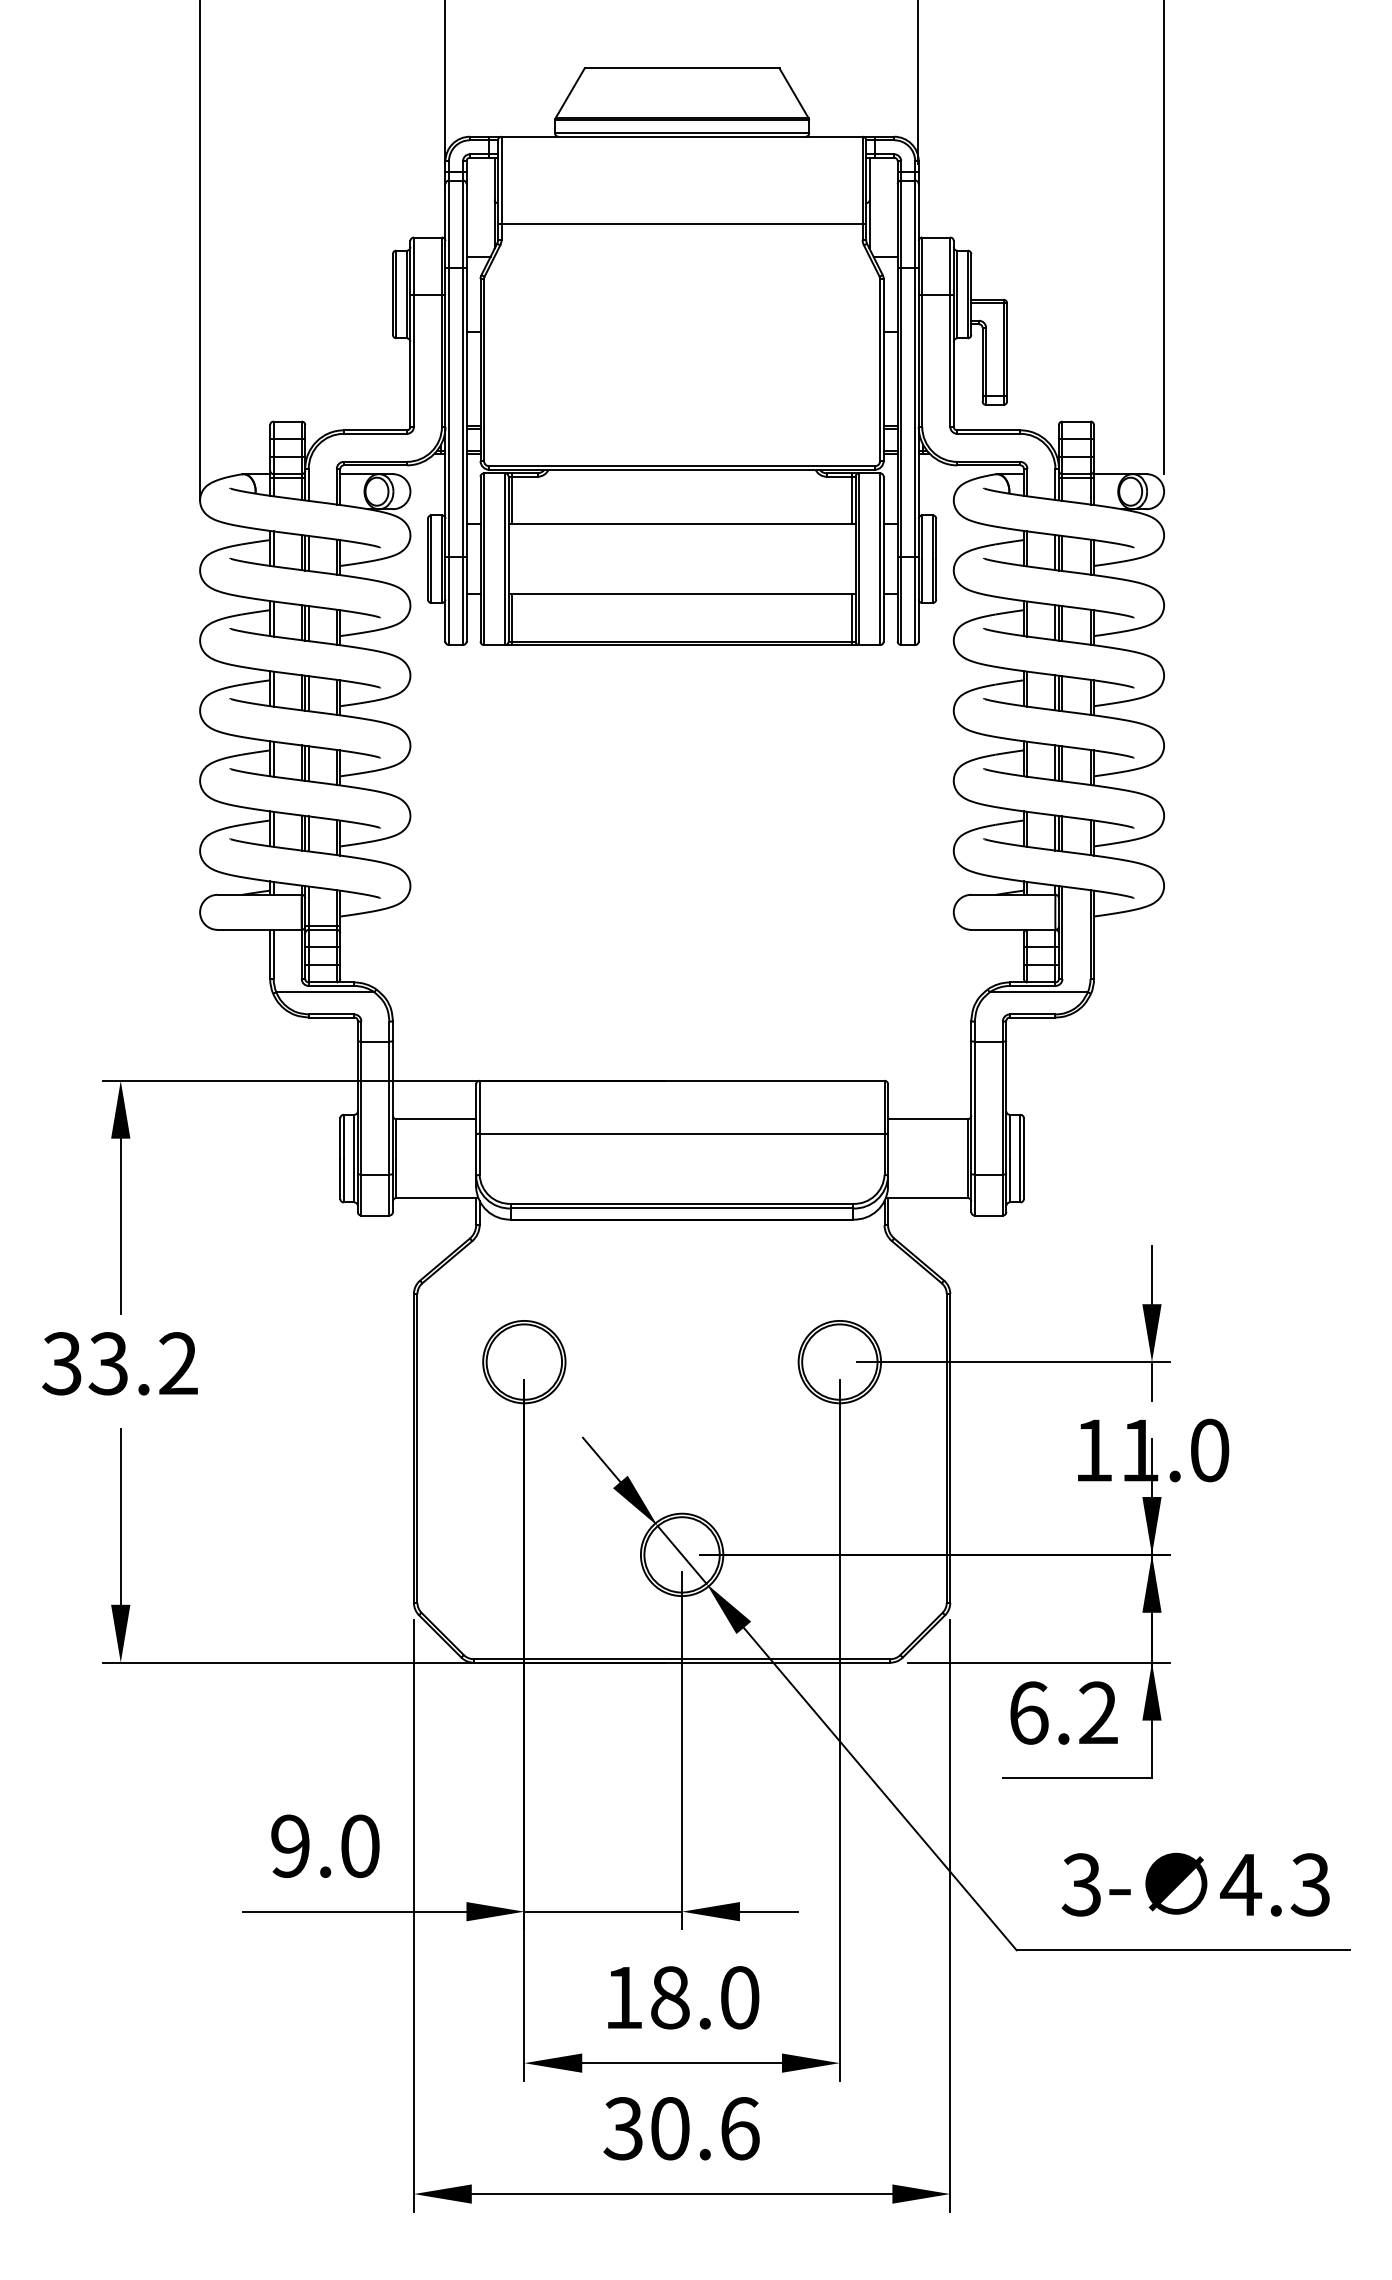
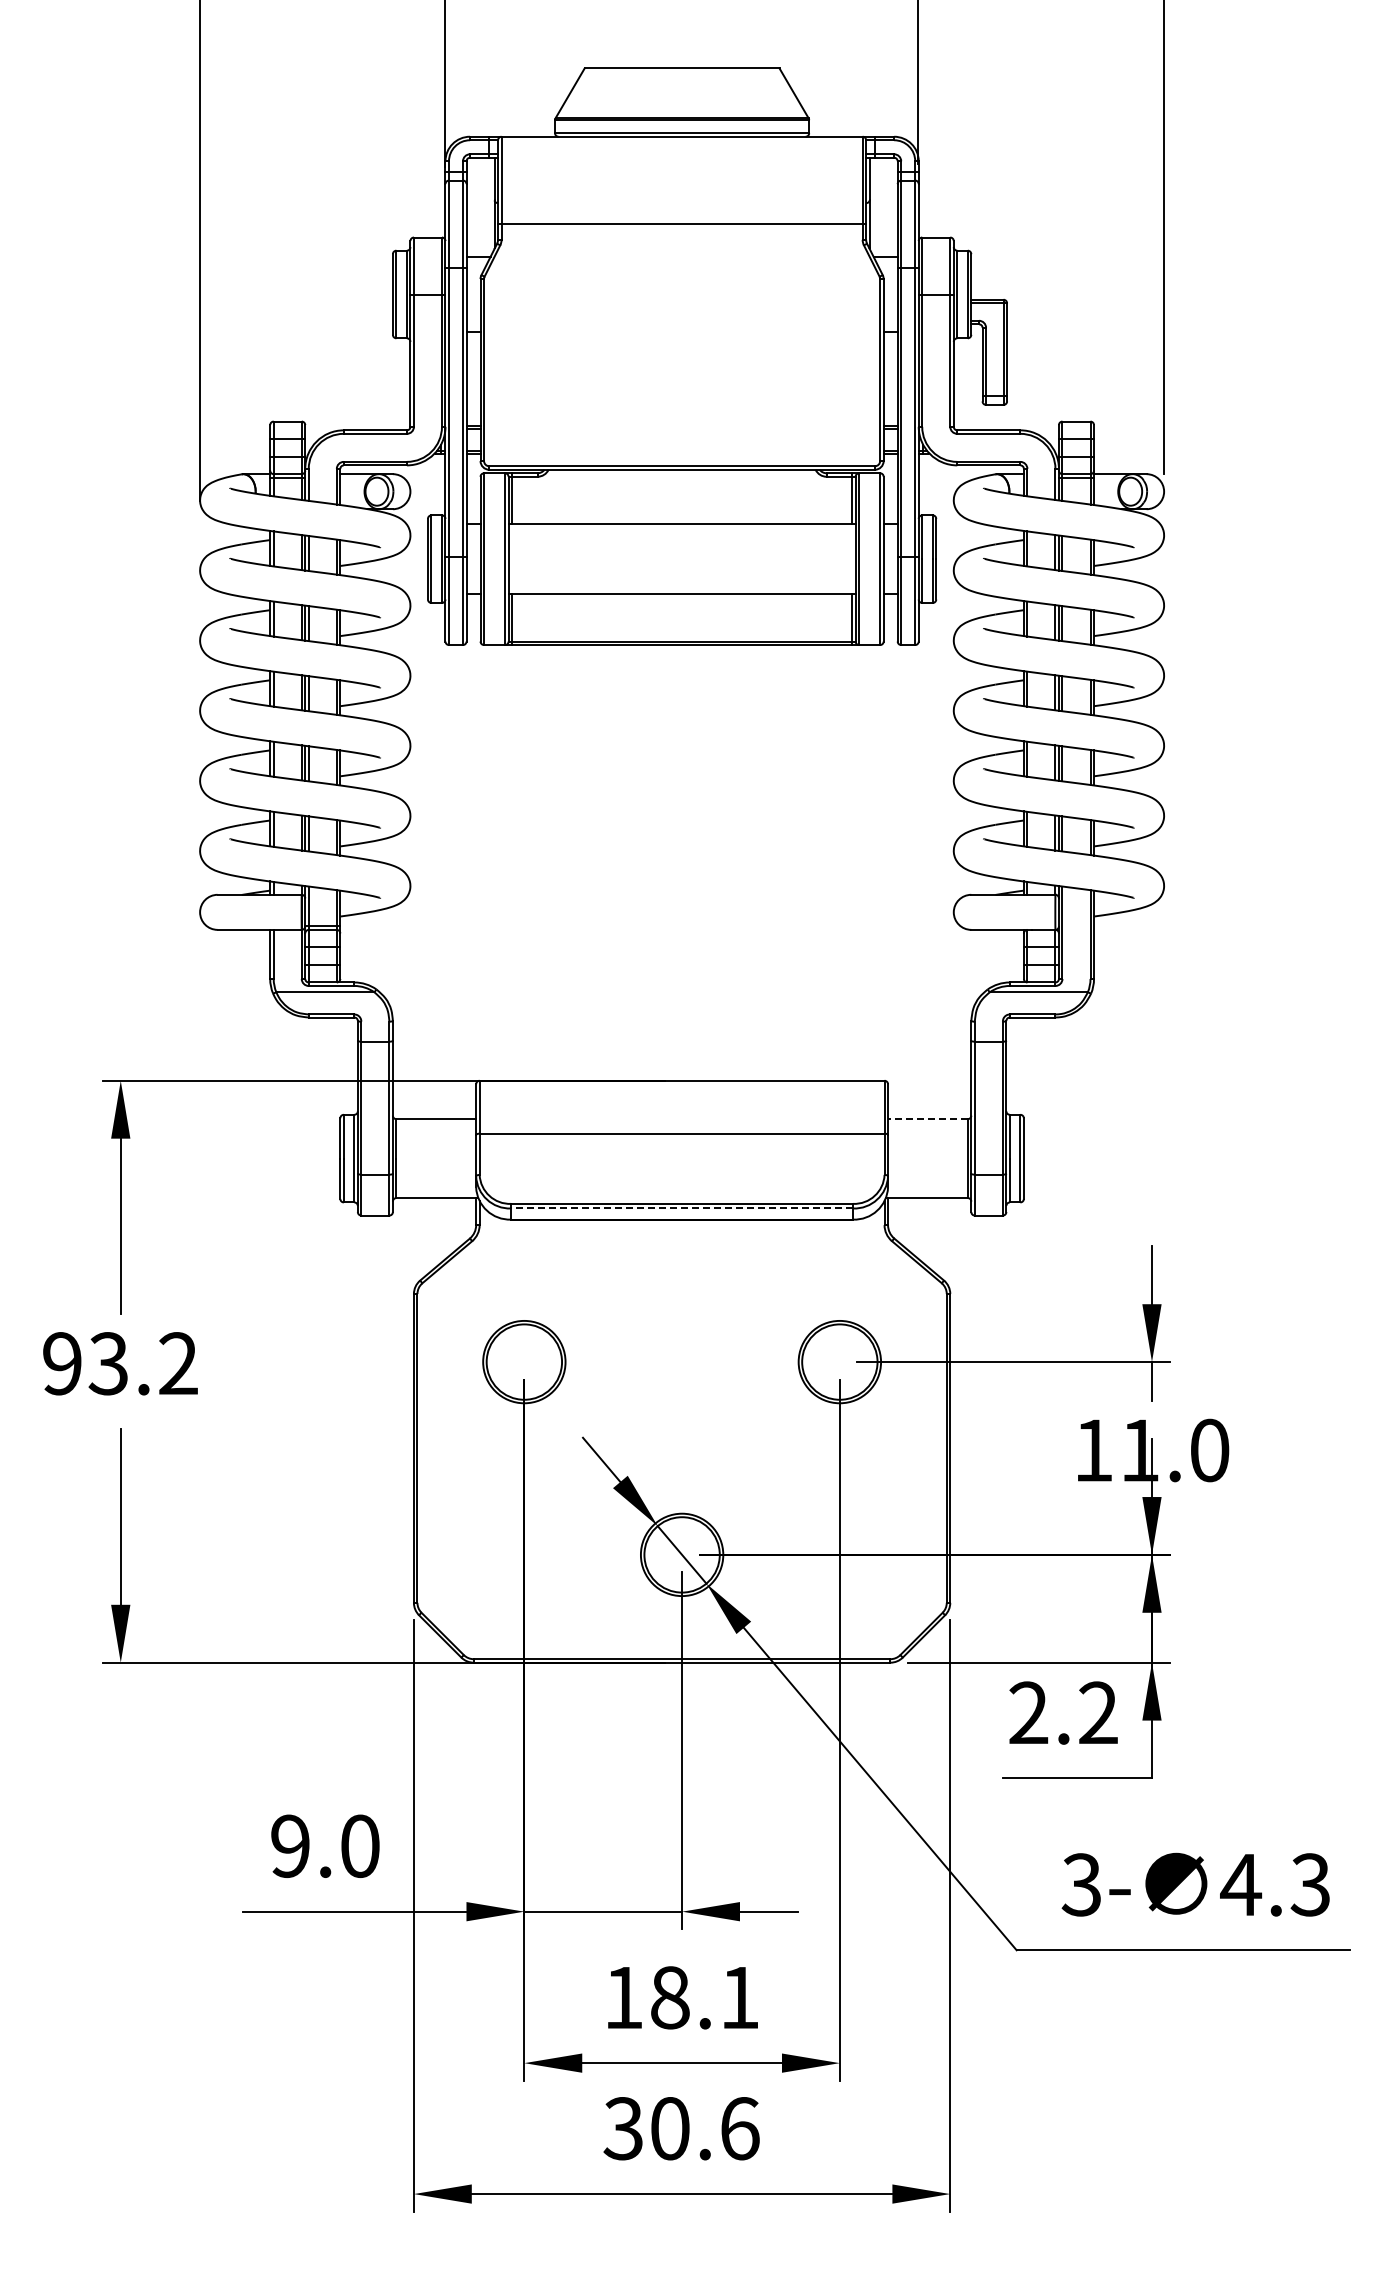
line: solid -> dashed (927, 1119)
line: solid -> dashed (682, 1208)
text: 33.2 -> 93.2 (61, 1363)
text: 6.2 -> 2.2 (1028, 1712)
text: 18.0 -> 18.1 (740, 1997)
